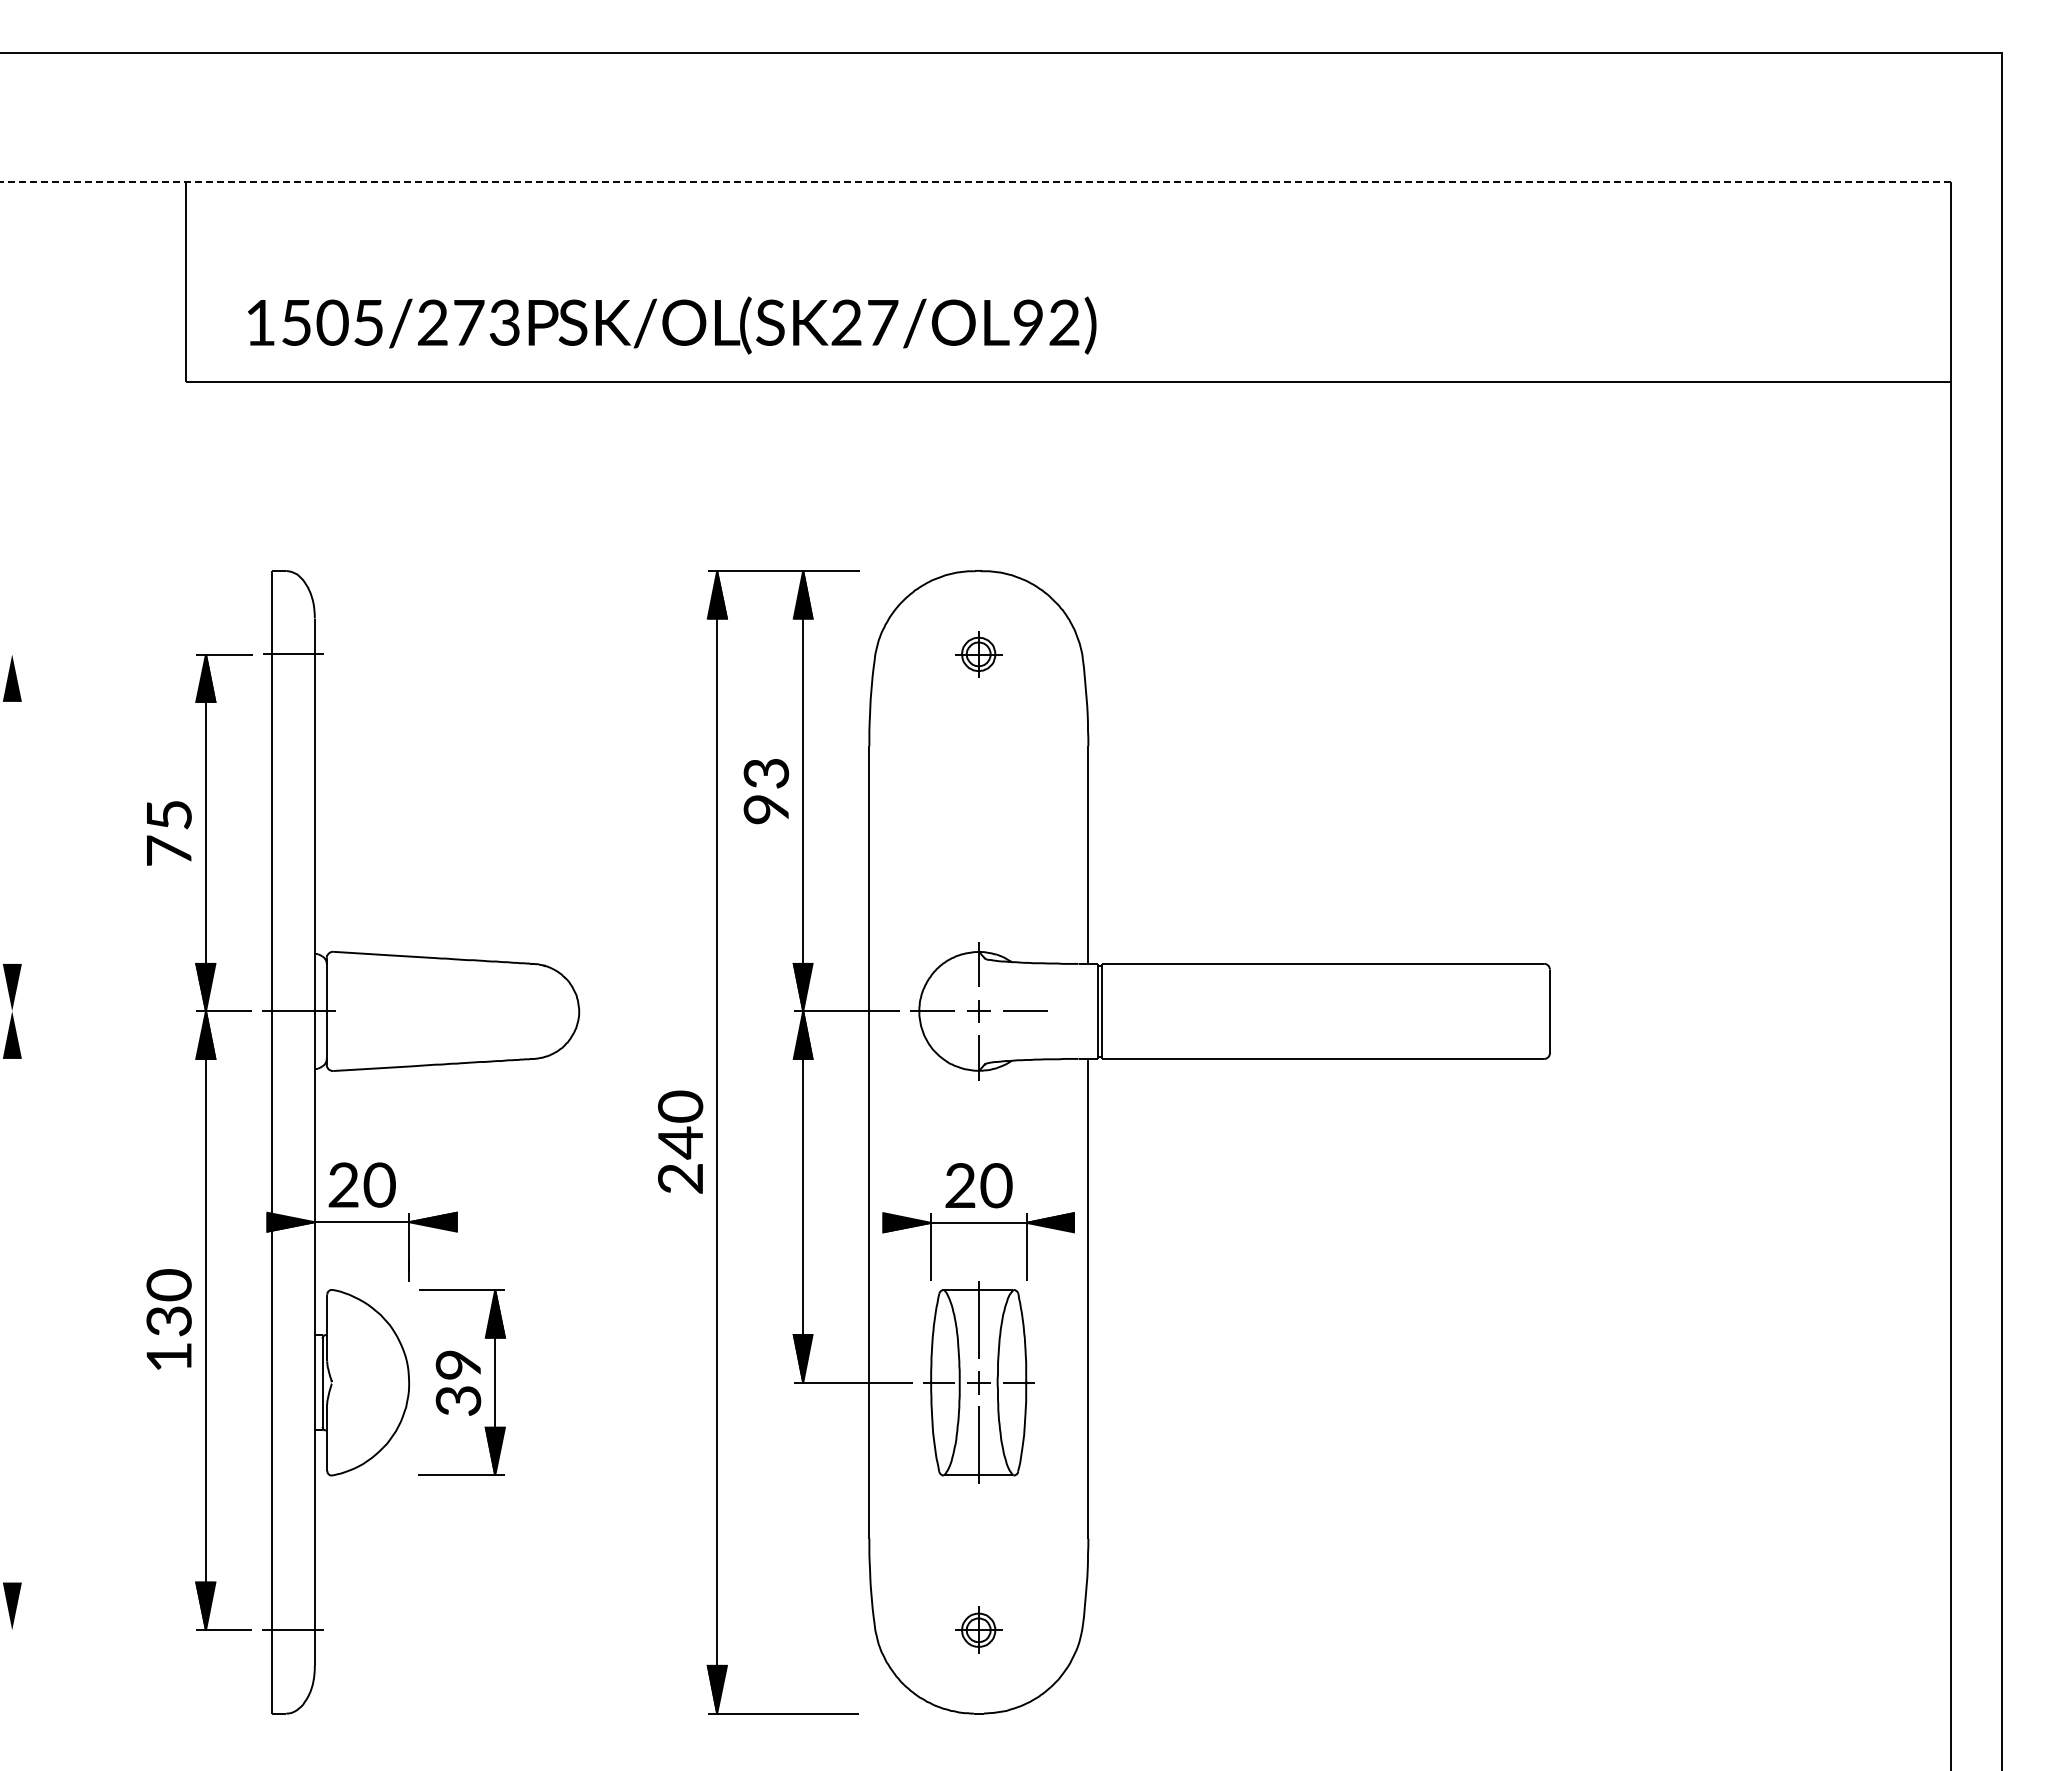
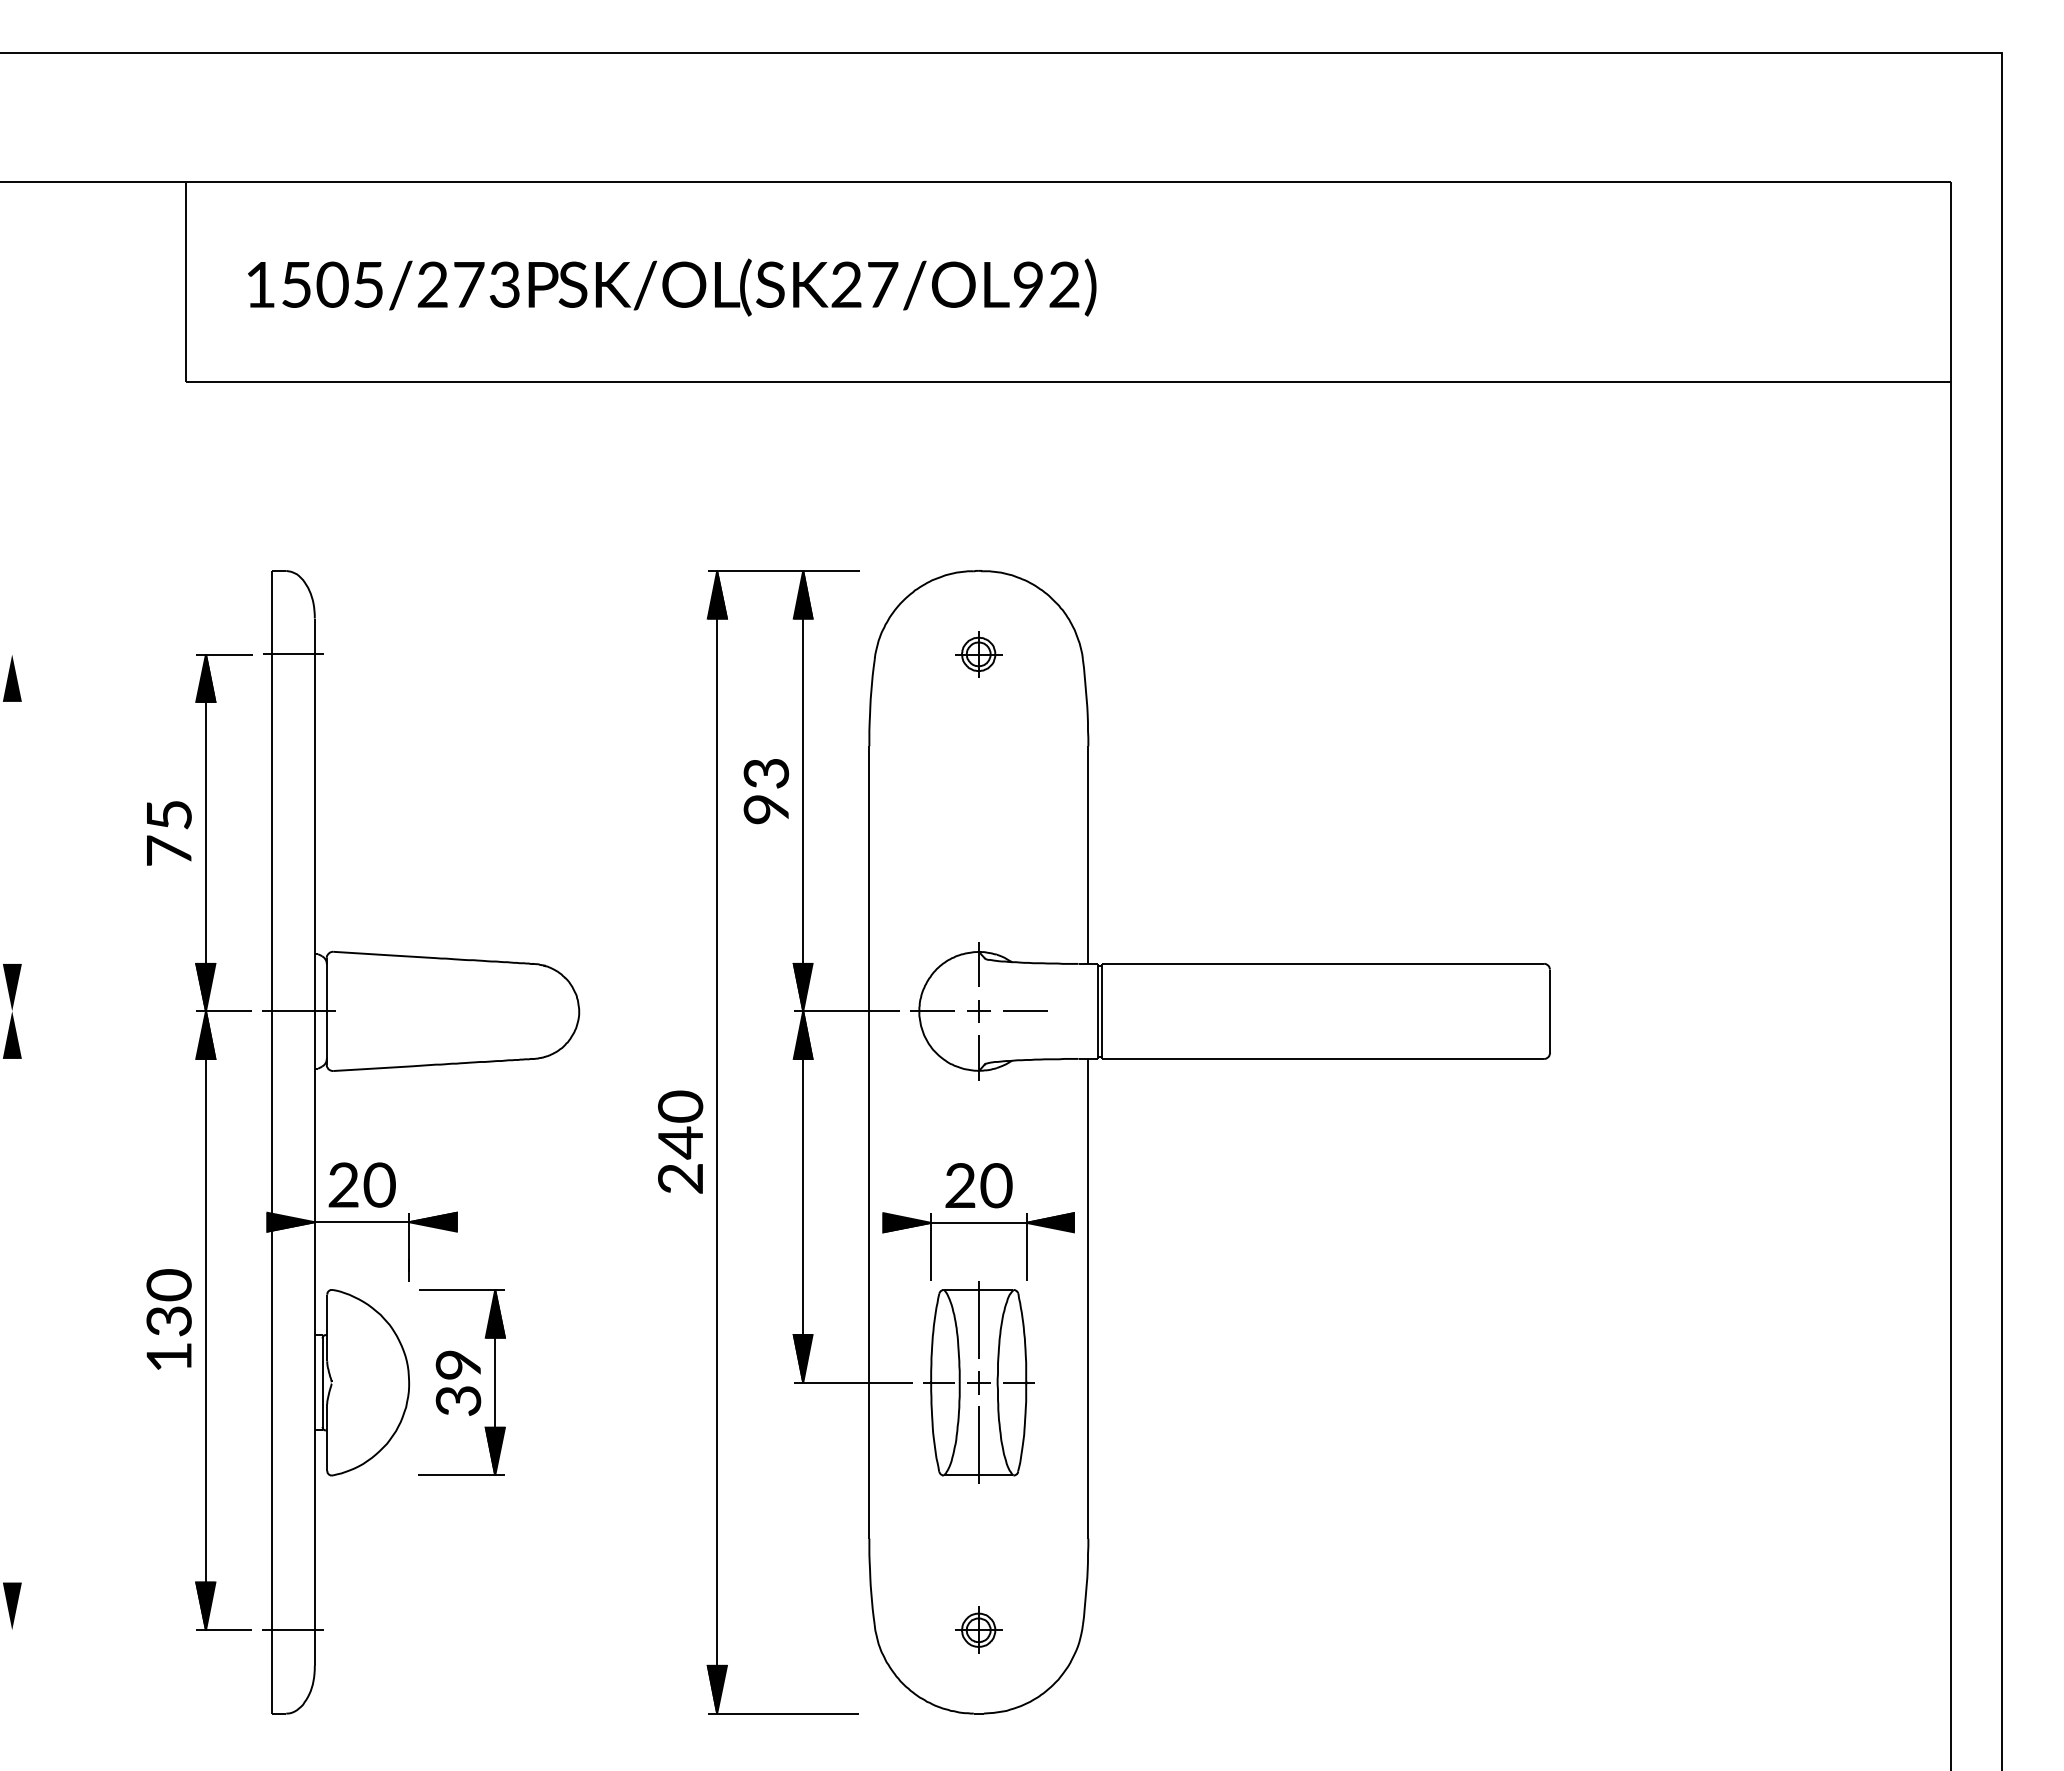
line: dashed -> solid (975, 182)
text position: (672, 325) -> (672, 287) (672, 287)
